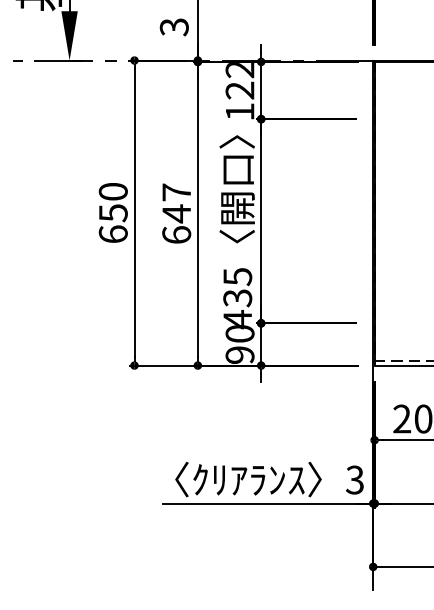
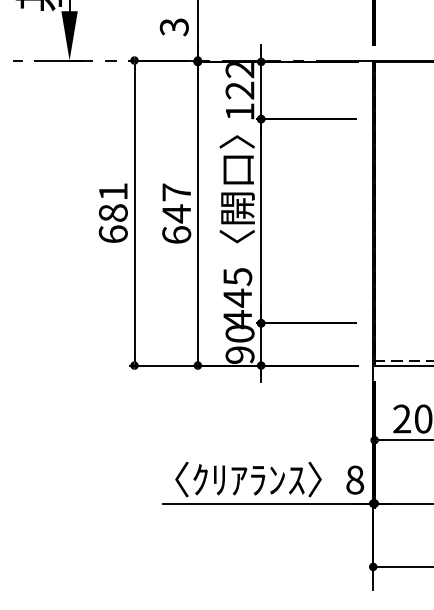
text: 650 -> 681 (112, 202)
text: 435 -> 445 (237, 297)
text: 3 -> 8 (355, 479)
